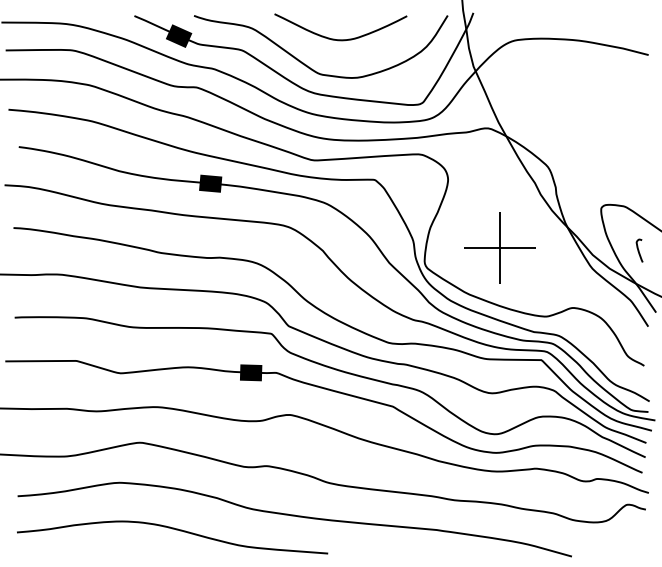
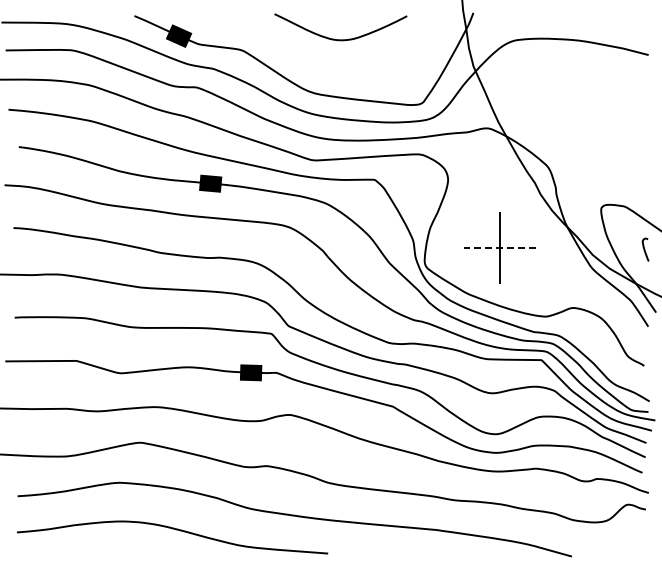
curve: present -> none (309, 66)
line: solid -> dashed (499, 248)
curve position: (639, 250) -> (645, 249) (645, 249)
